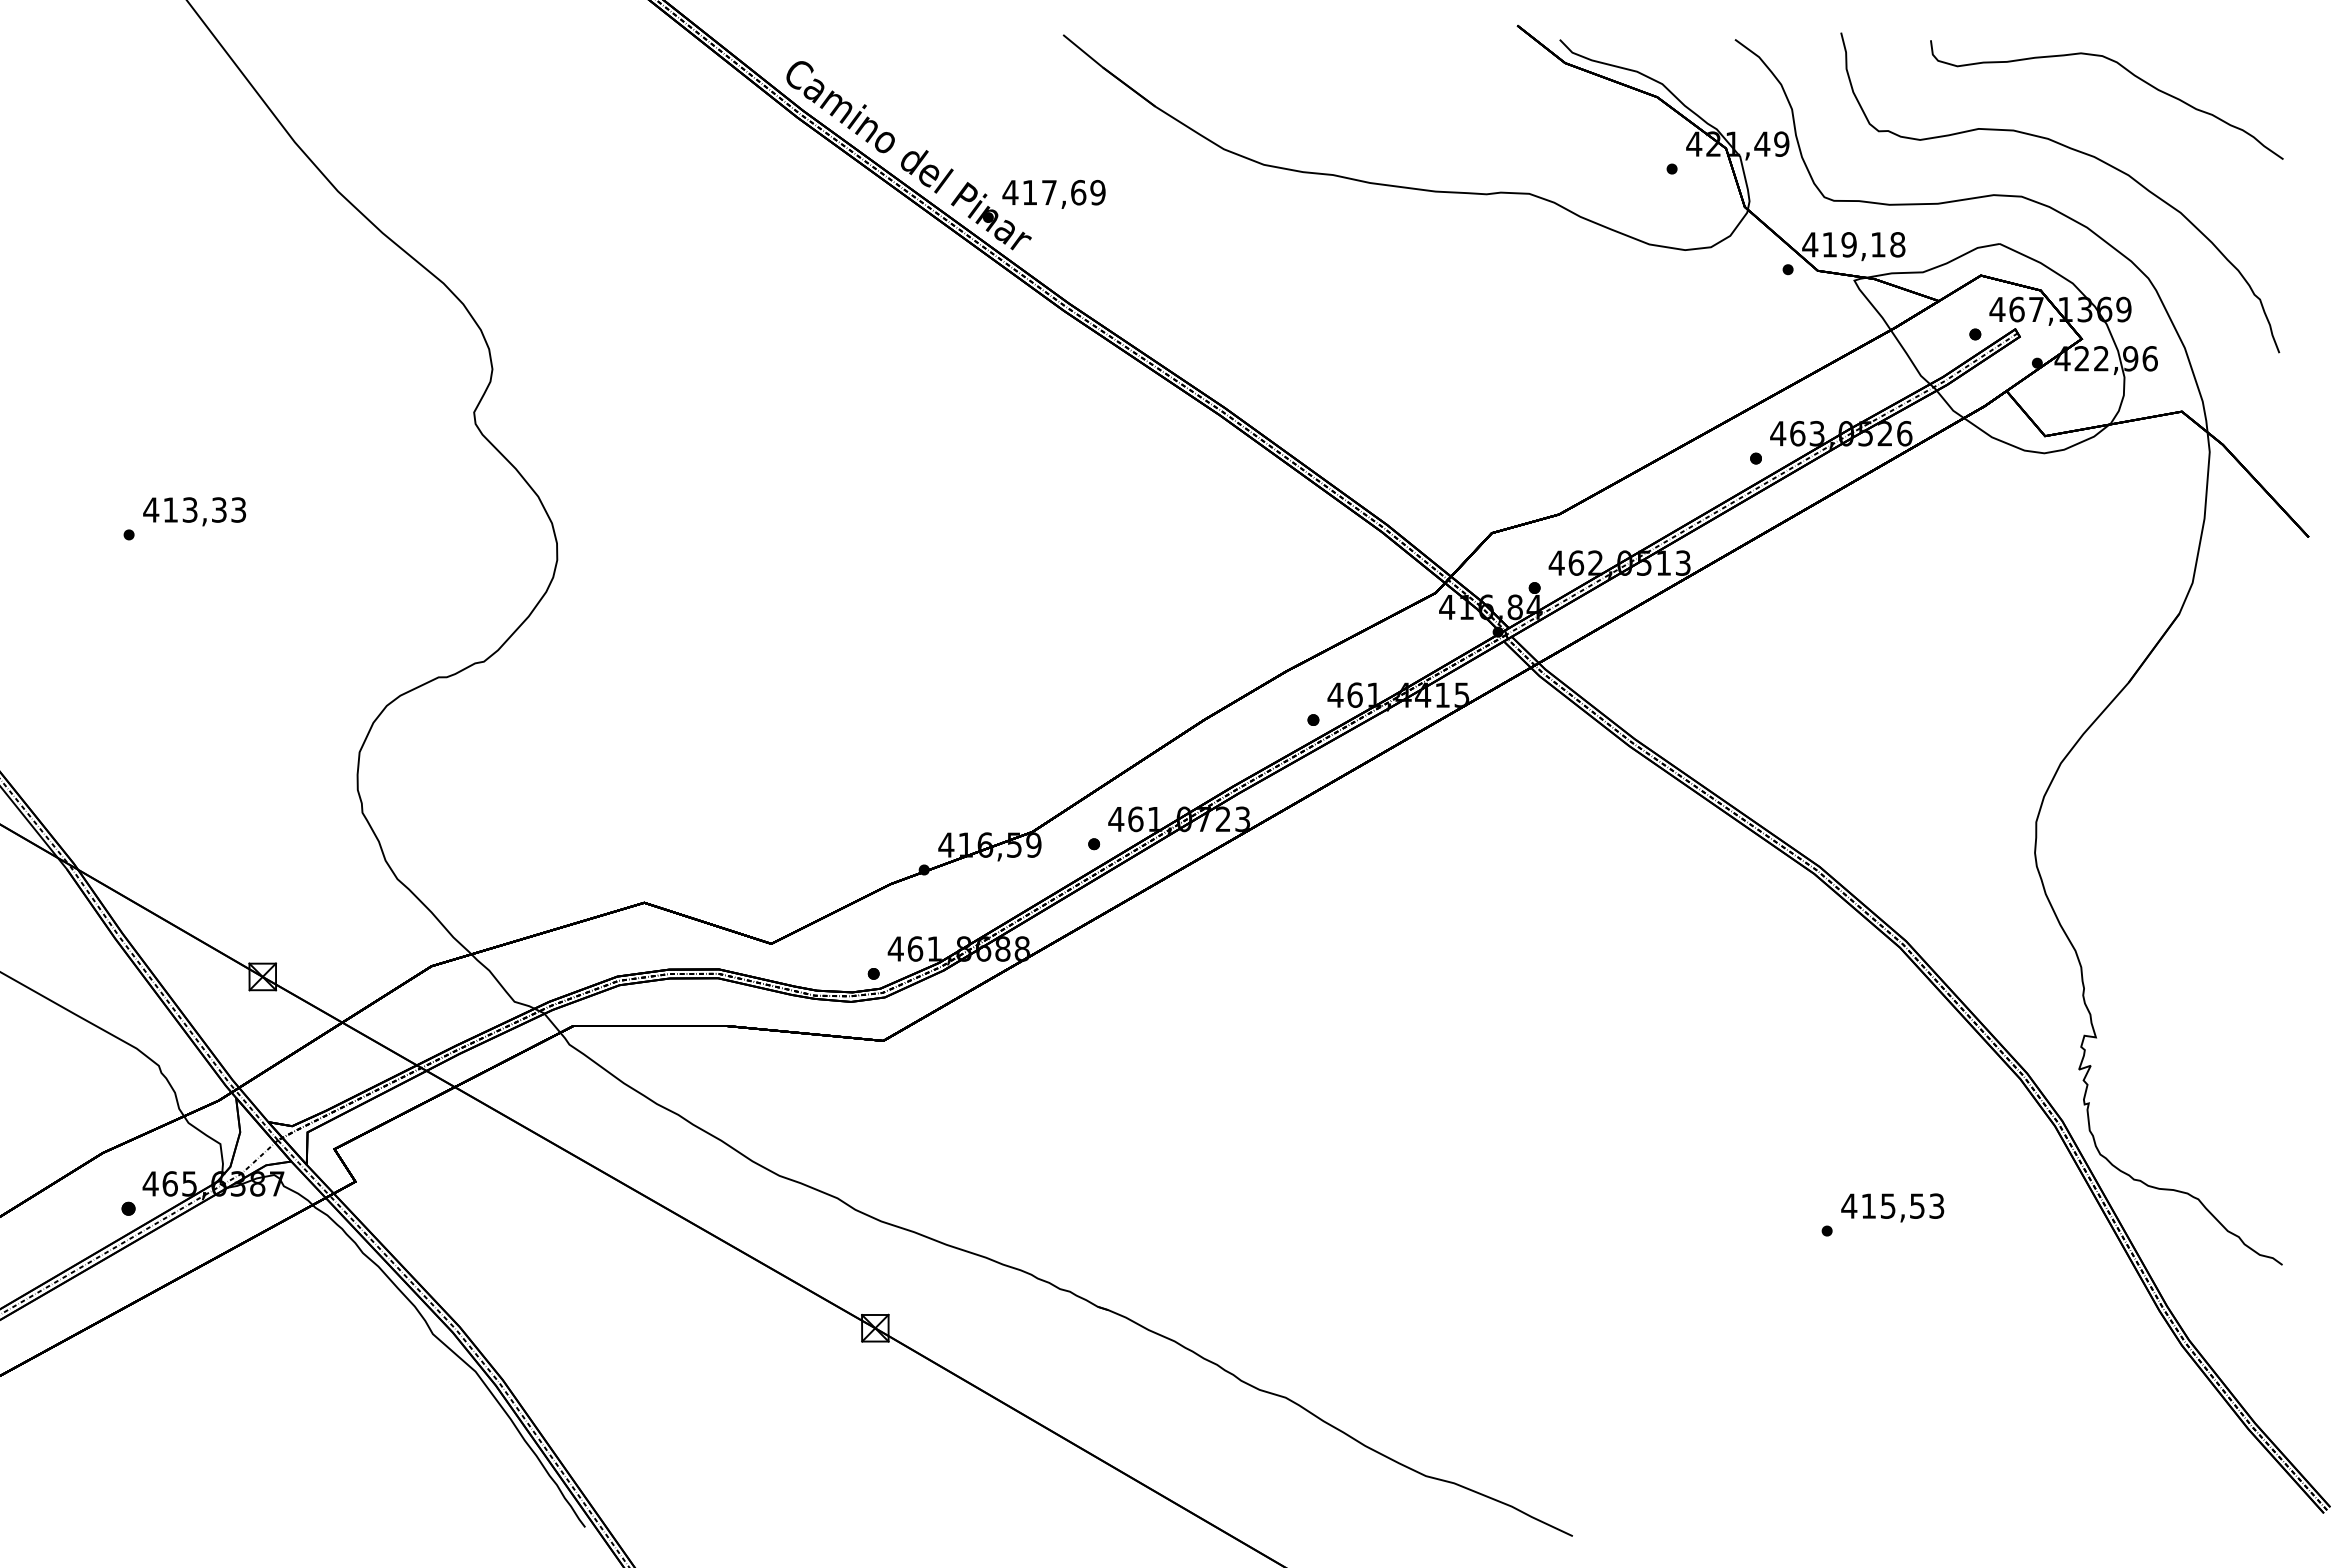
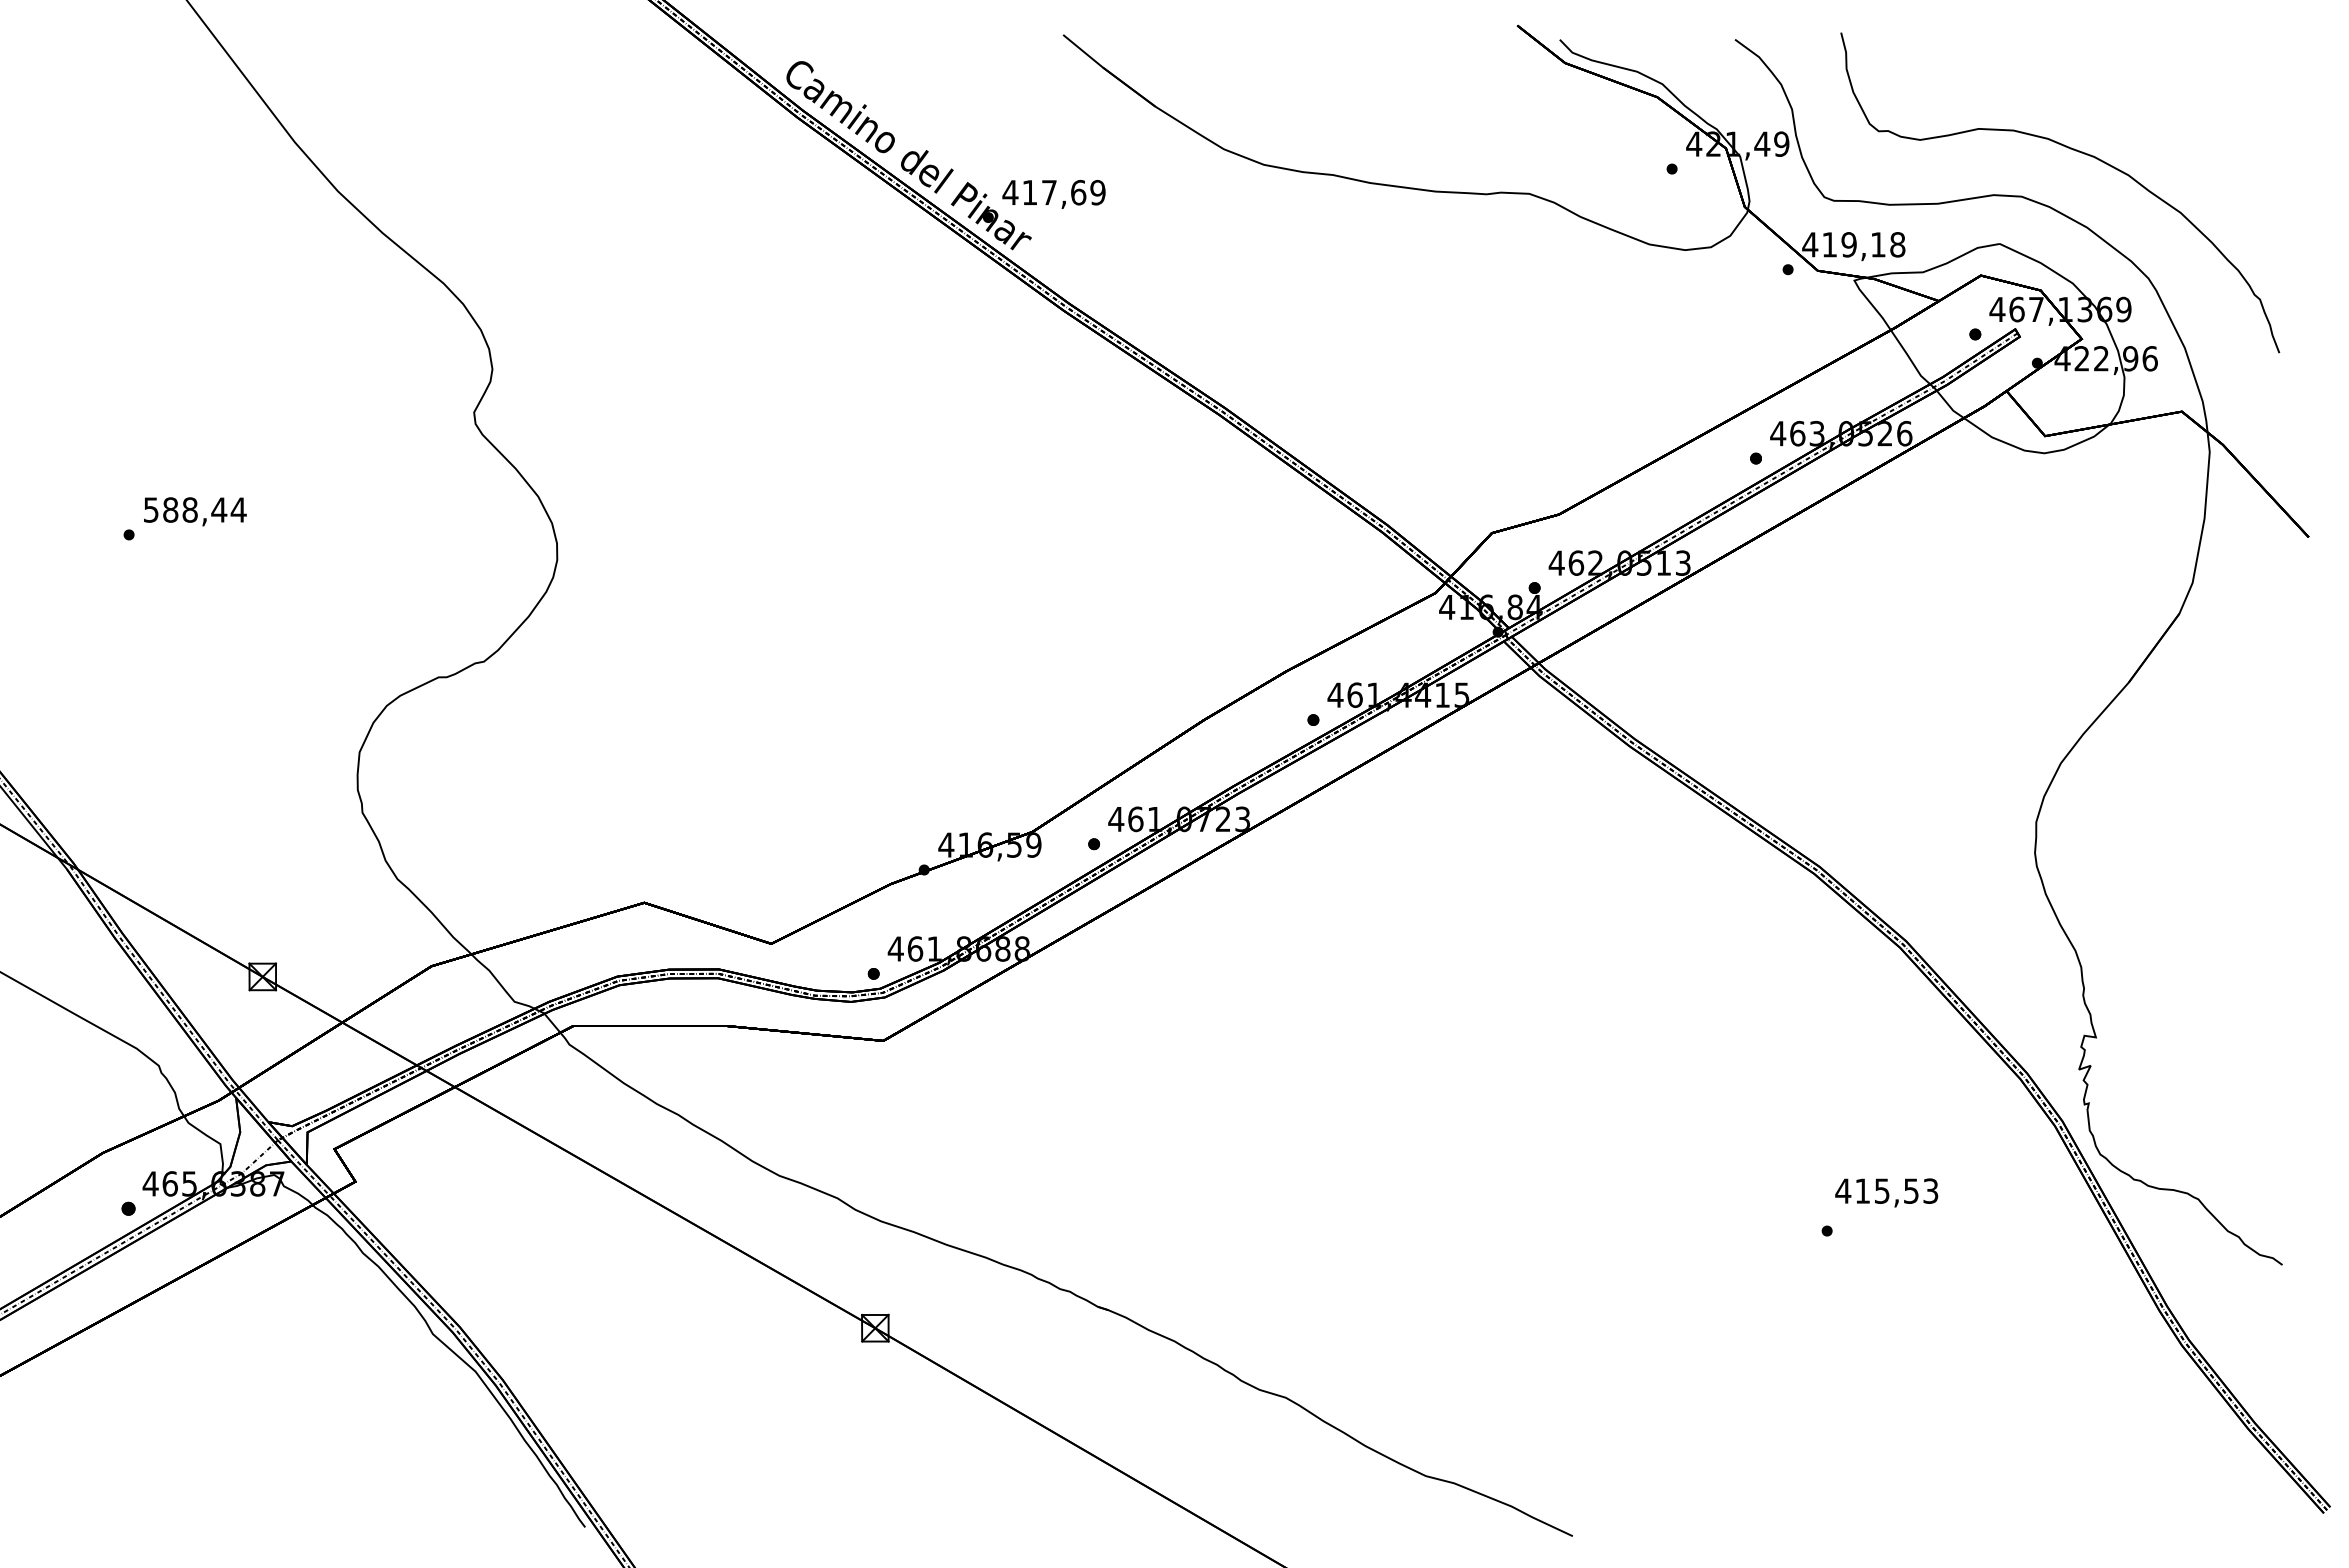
curve: present -> none (2128, 72)
text: 413,33 -> 588,44 (194, 509)
text position: (1892, 1207) -> (1886, 1192) (1886, 1192)
